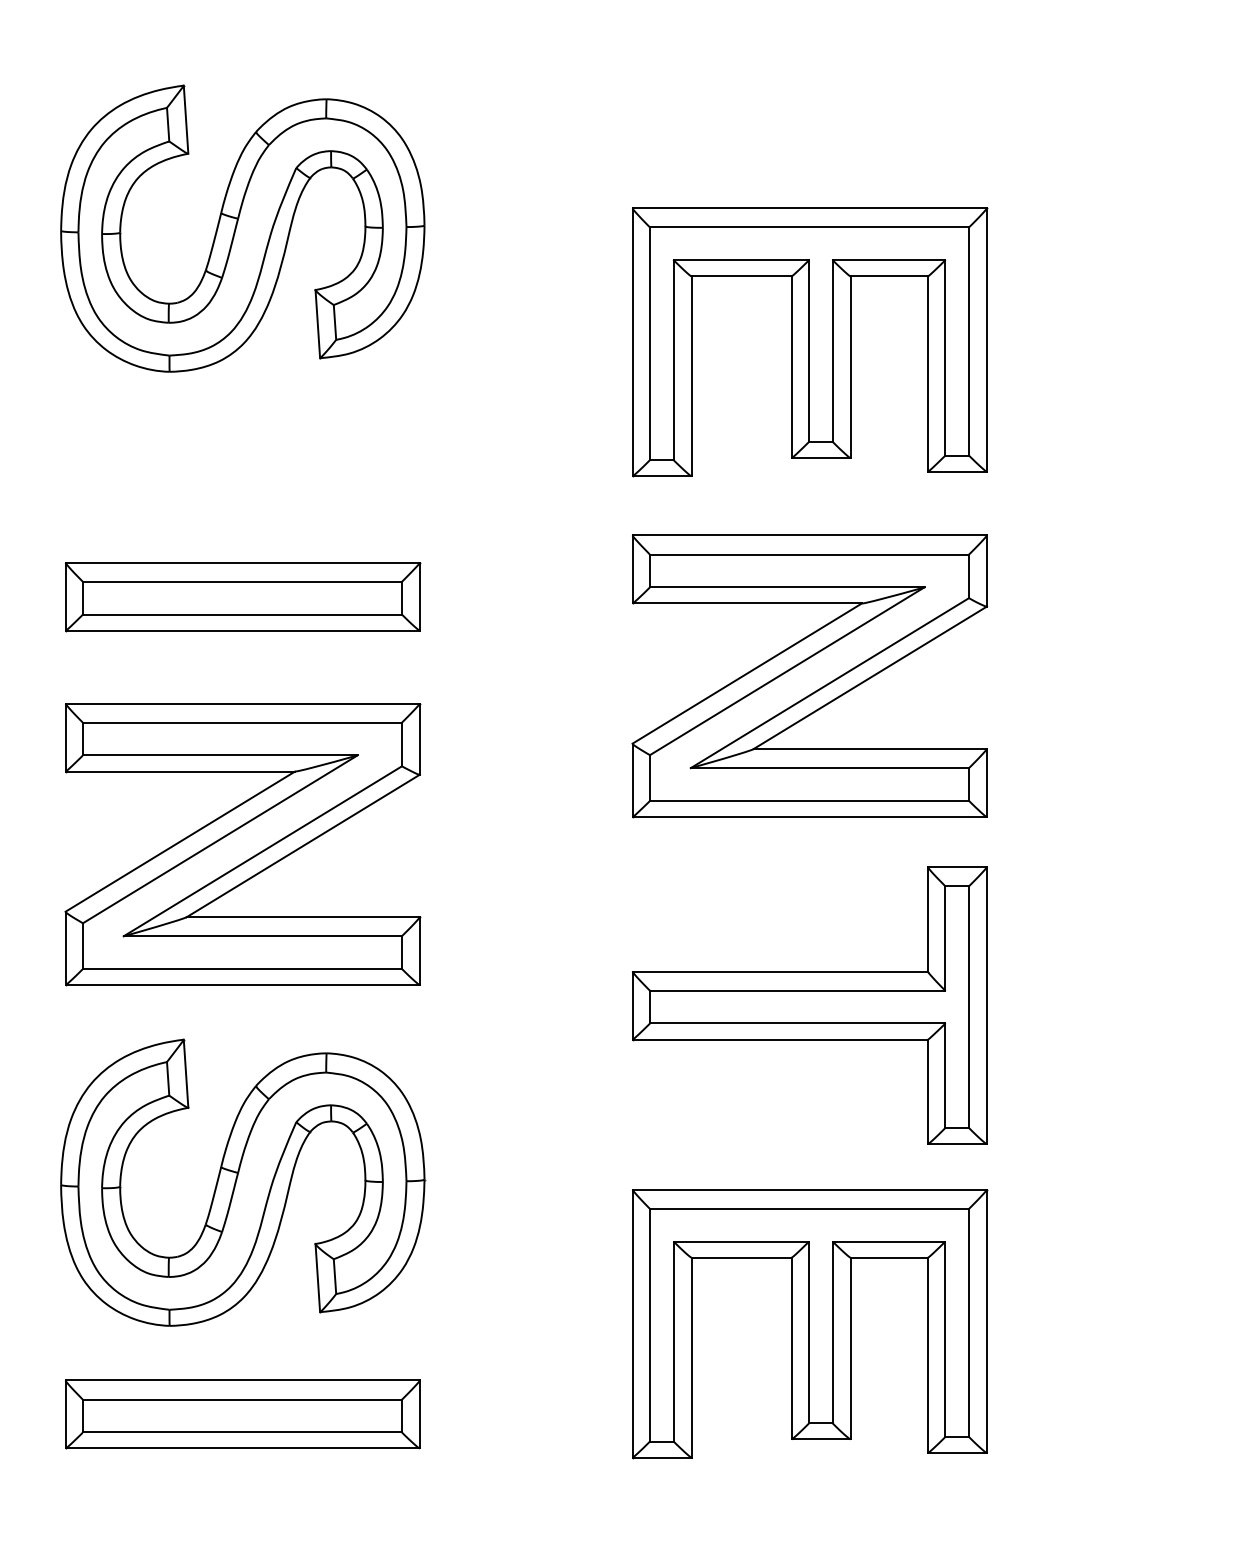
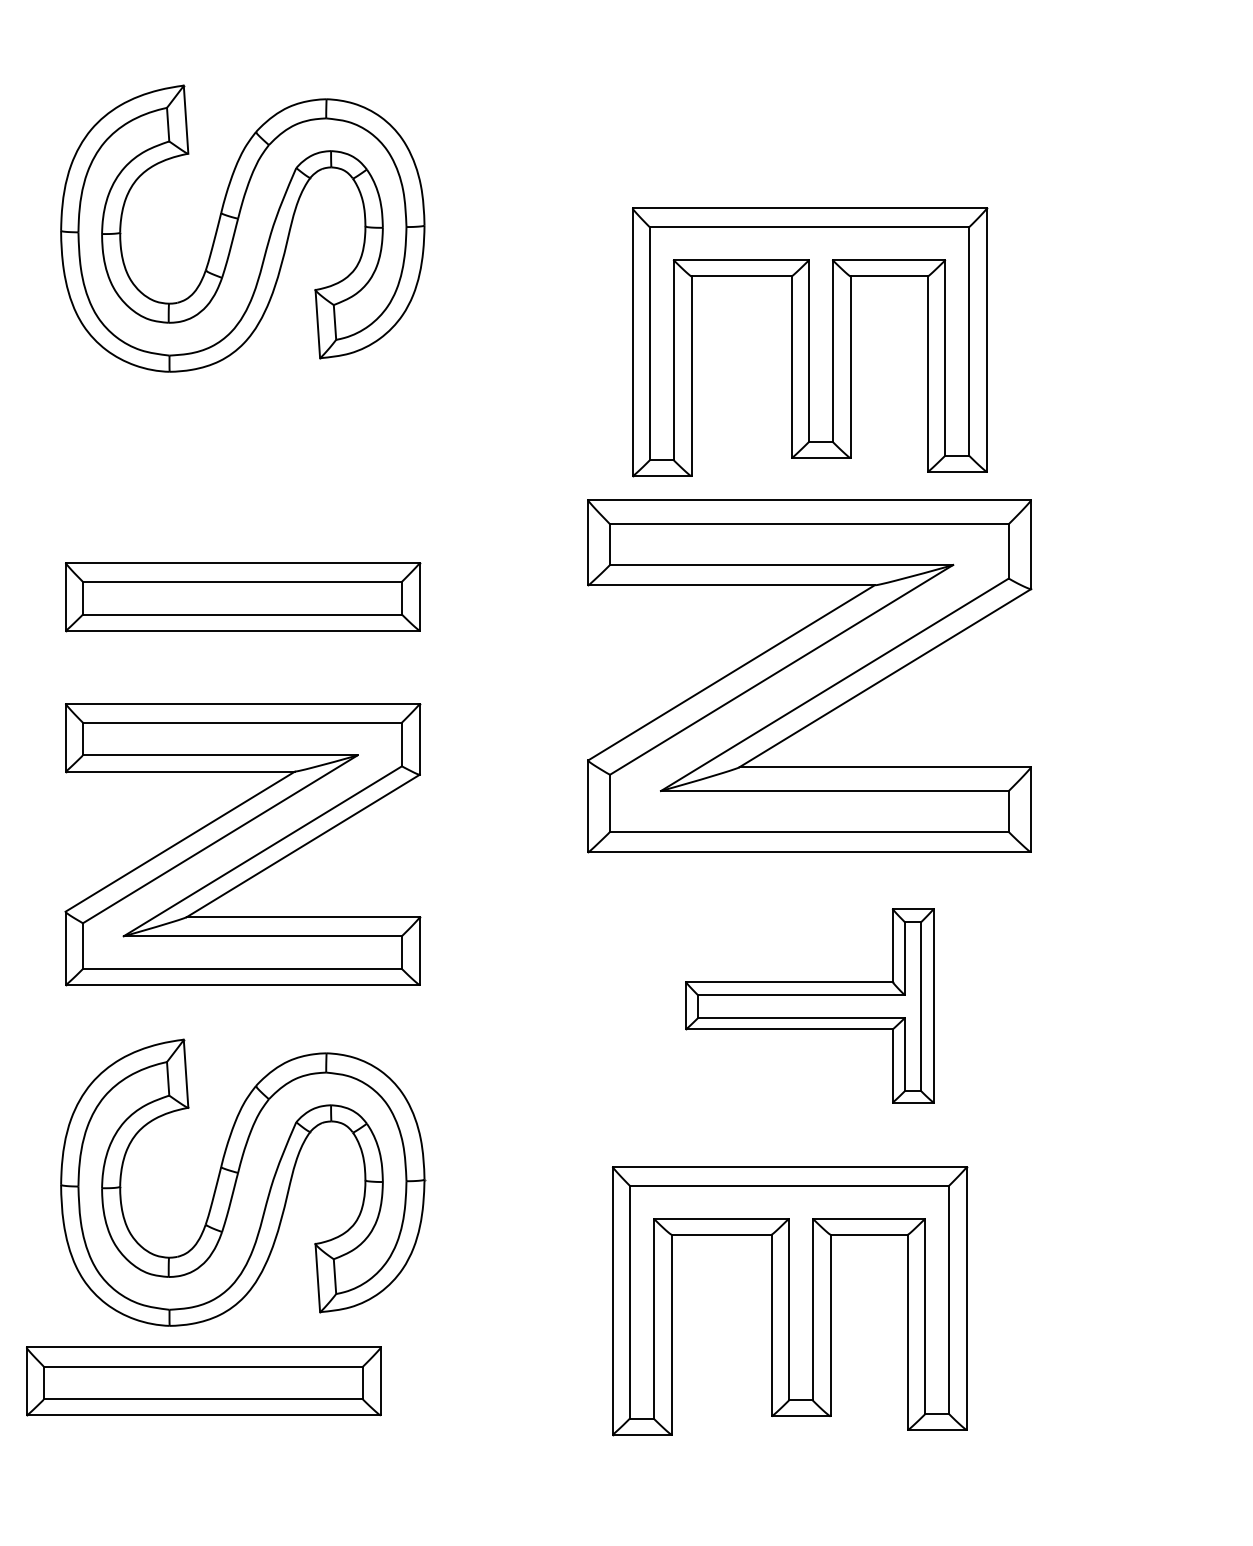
part size: 358x285 px -> 446x355 px (809, 676)
part size: 356x279 px -> 250x196 px (809, 1005)
part position: (810, 1324) -> (790, 1301) (790, 1301)
part position: (242, 1414) -> (203, 1381) (203, 1381)
